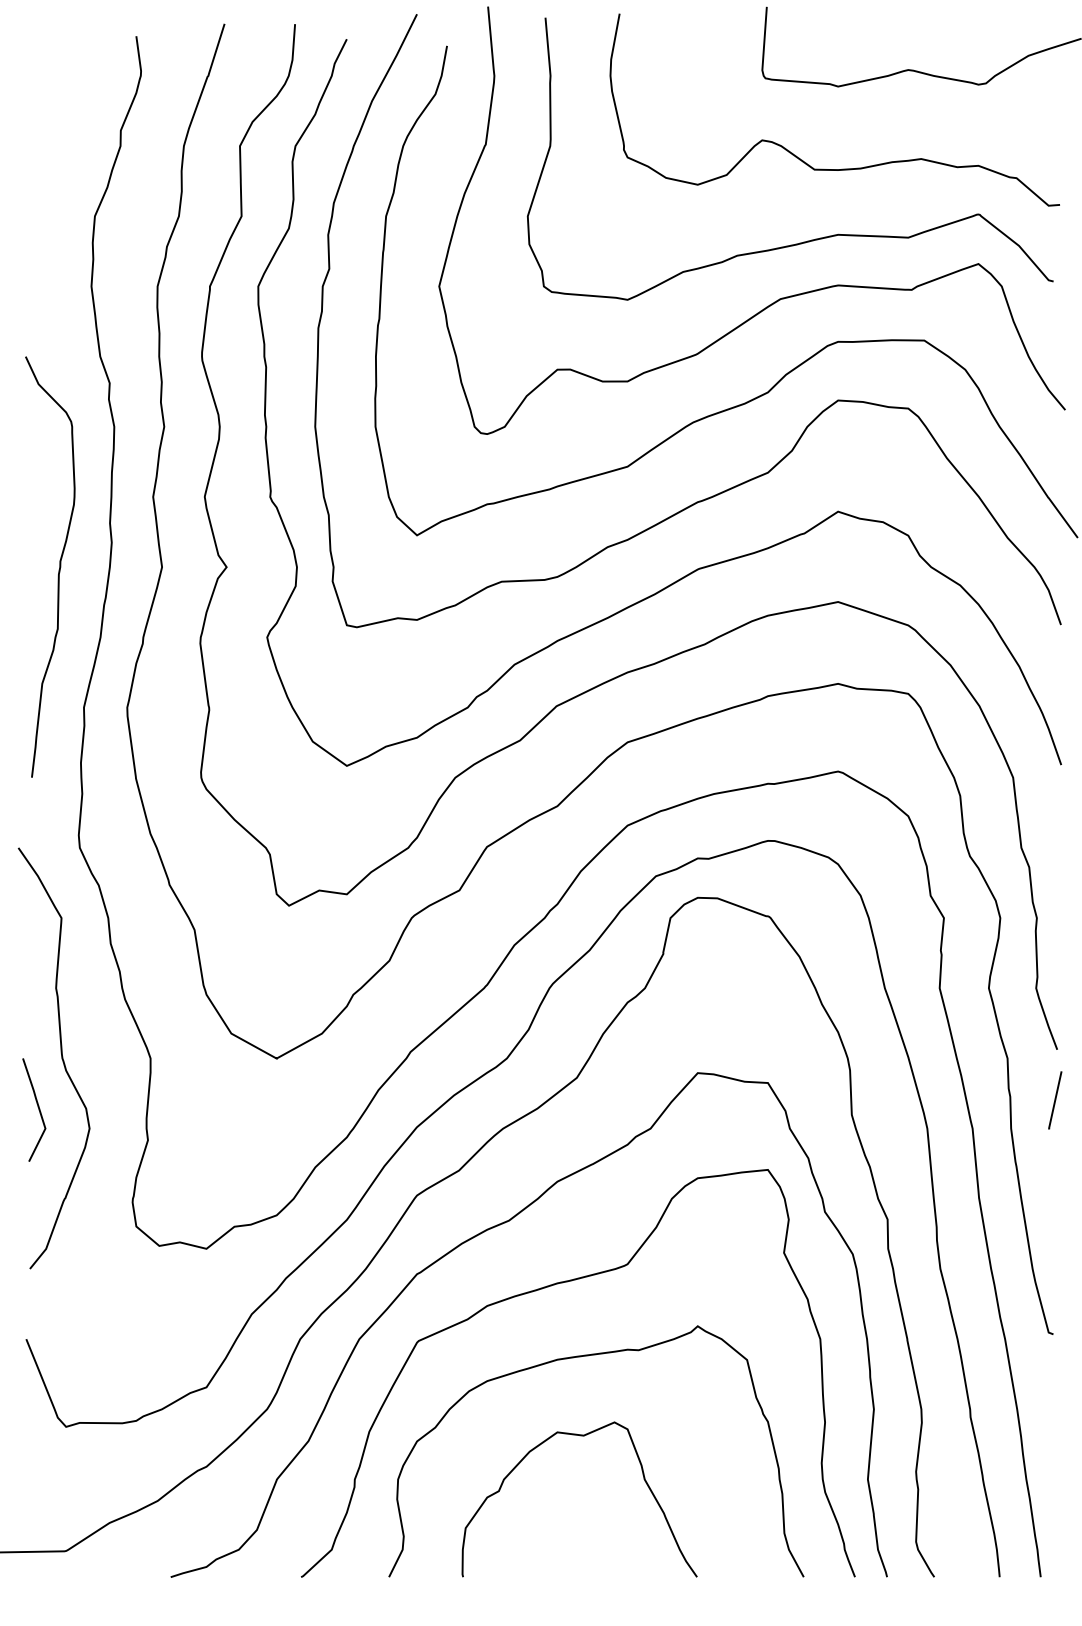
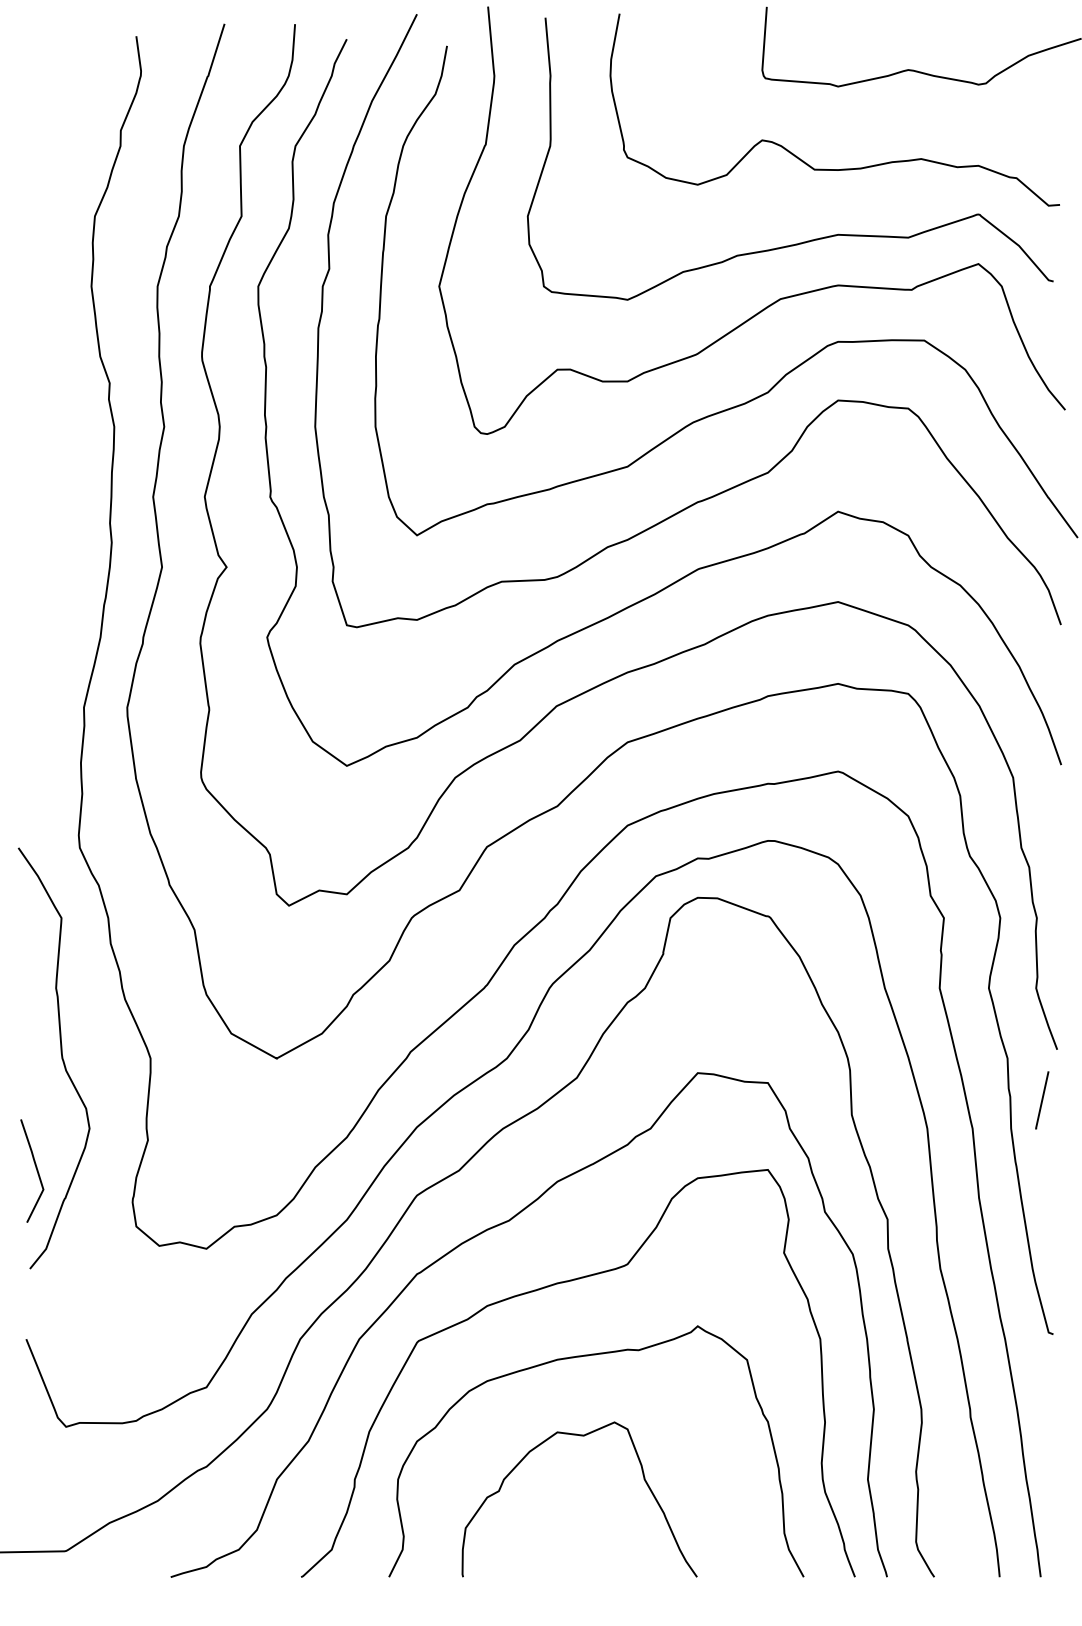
curve: present -> none (58, 569)
line position: (1055, 1100) -> (1042, 1100) (1042, 1100)
line position: (37, 1107) -> (35, 1168) (35, 1168)
